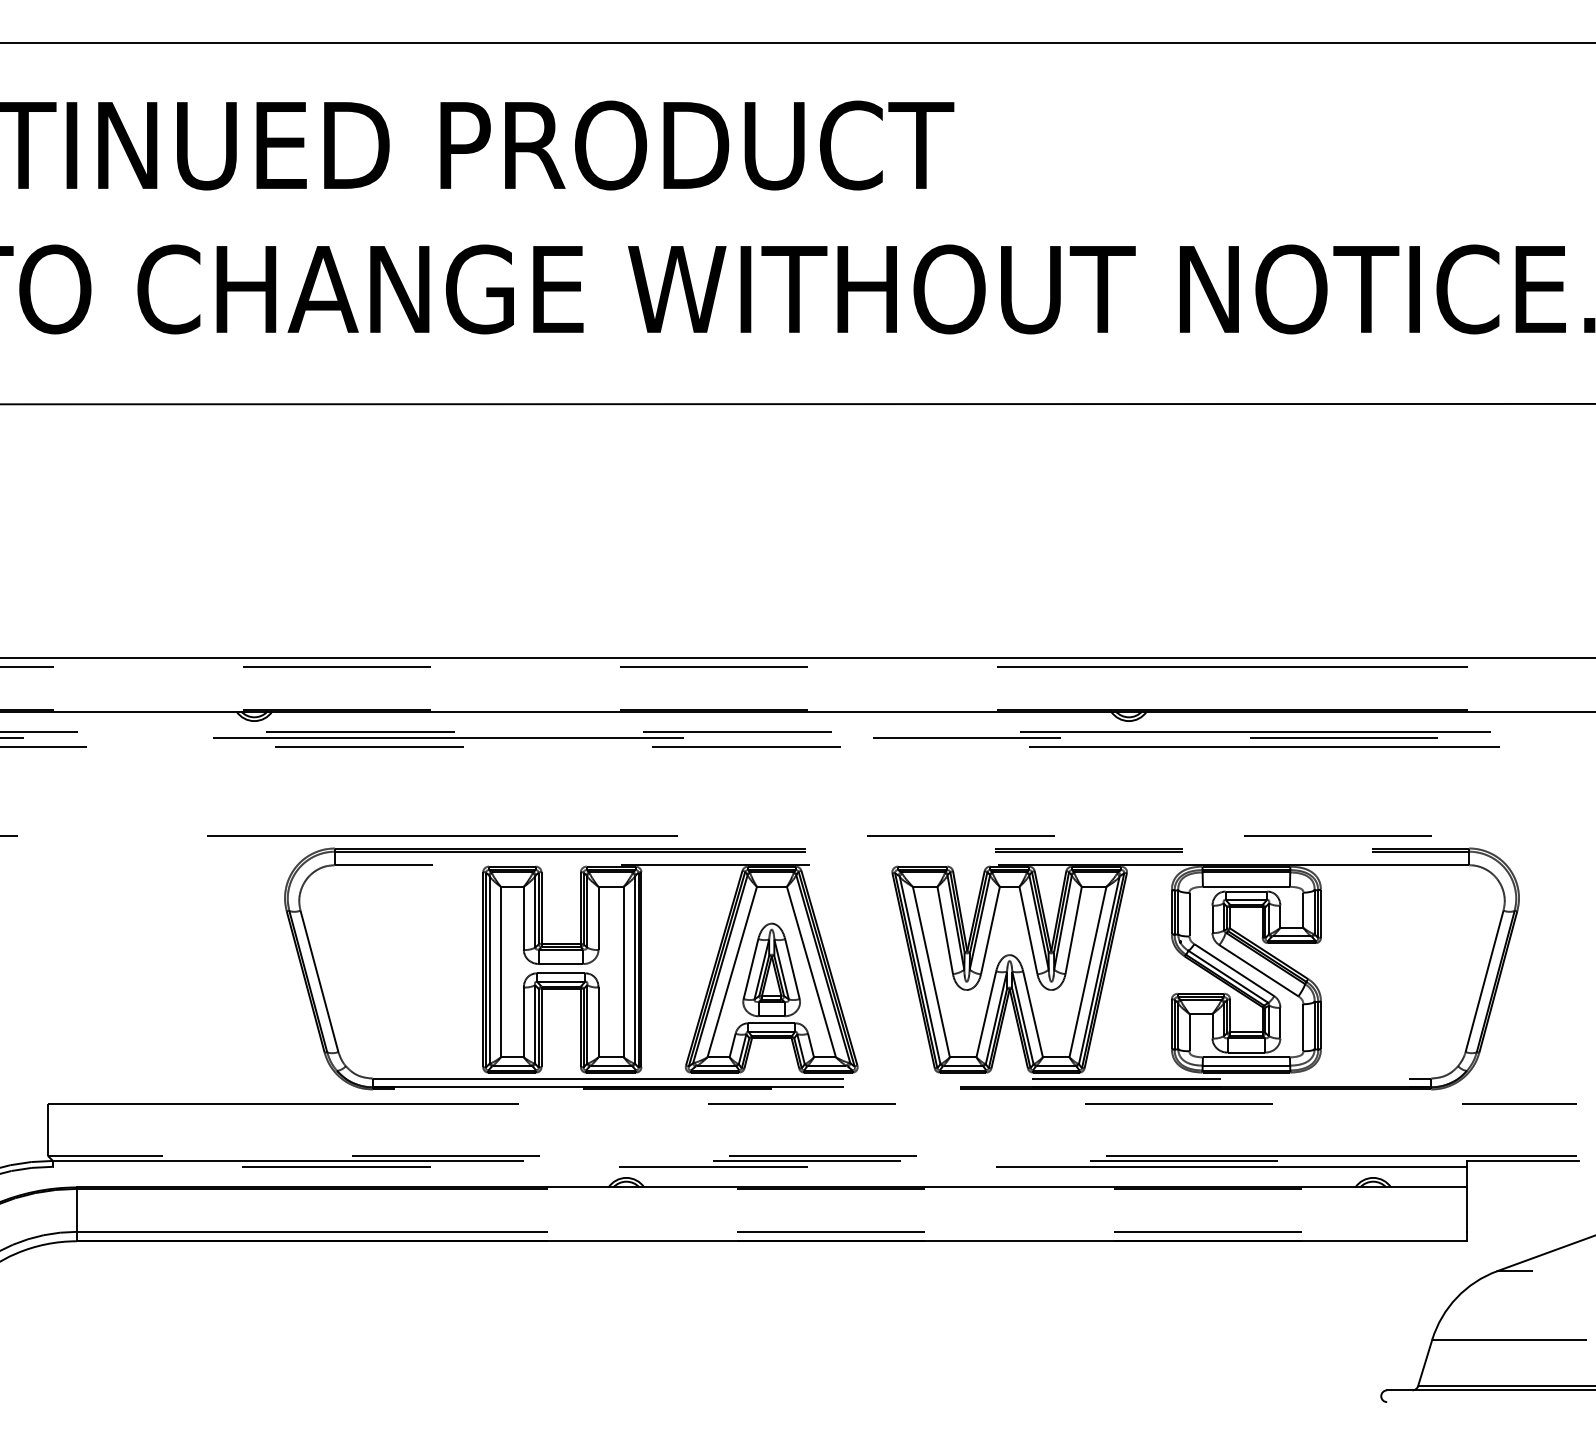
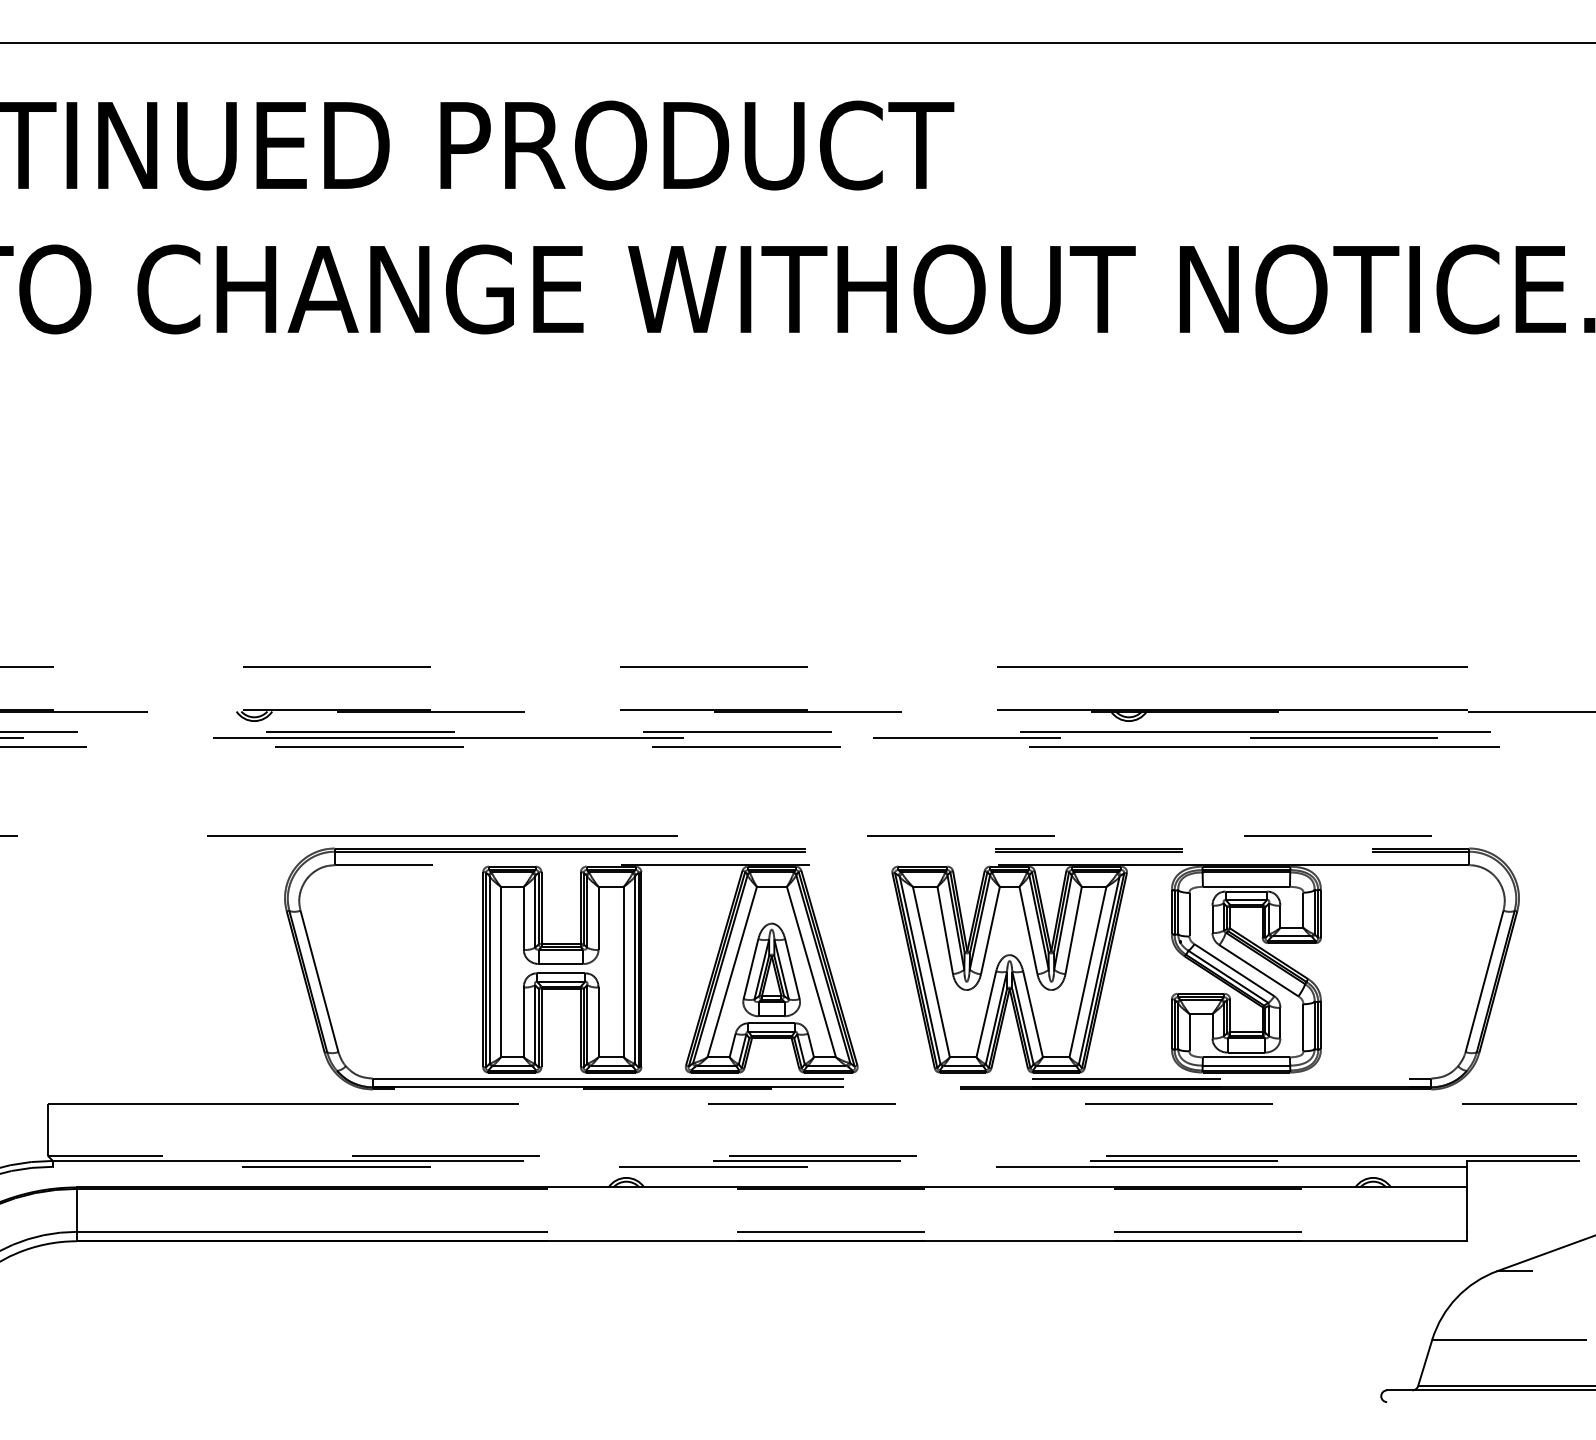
line: present -> none (797, 403)
line: present -> none (797, 657)
line: solid -> dashed (798, 711)
